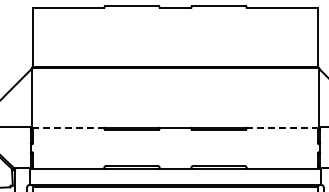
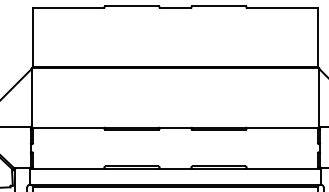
line: dashed -> solid (68, 127)
line: dashed -> solid (282, 127)
